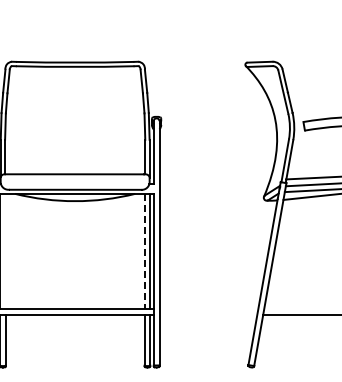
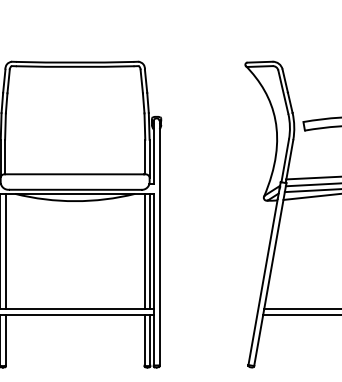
line: none -> present (5, 250)
line: dashed -> solid (144, 251)
line: none -> present (301, 308)
